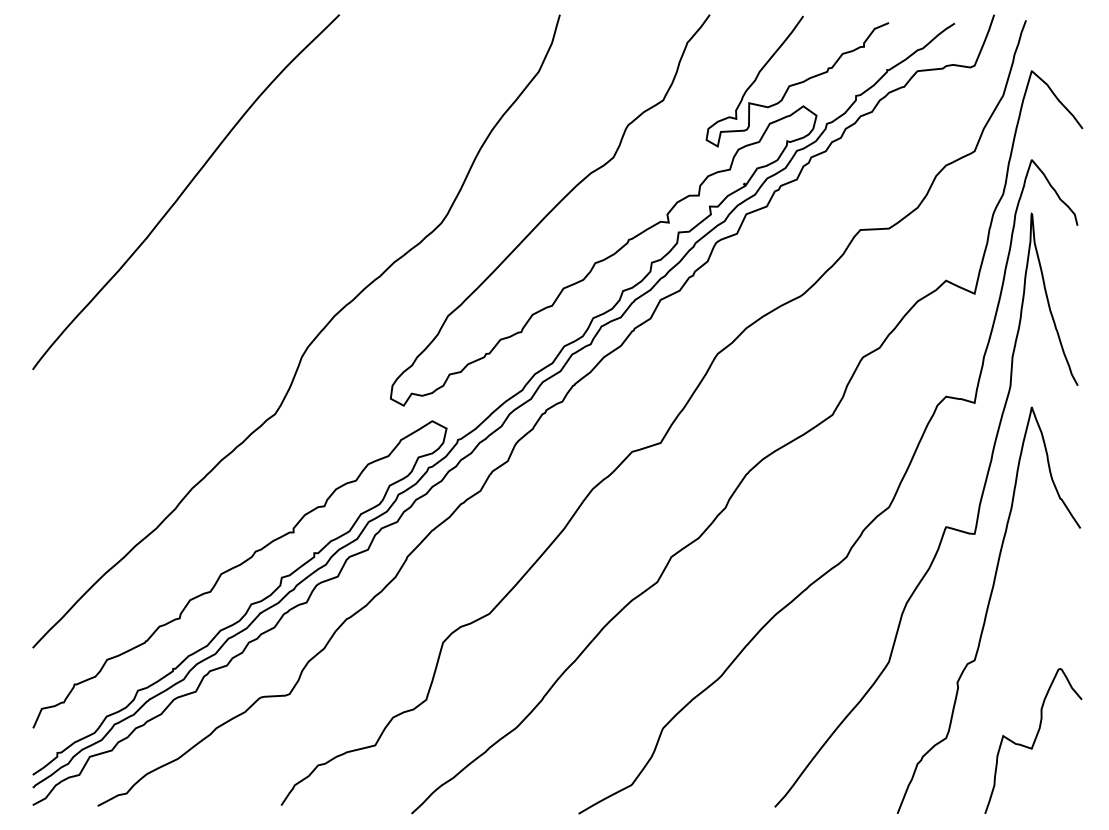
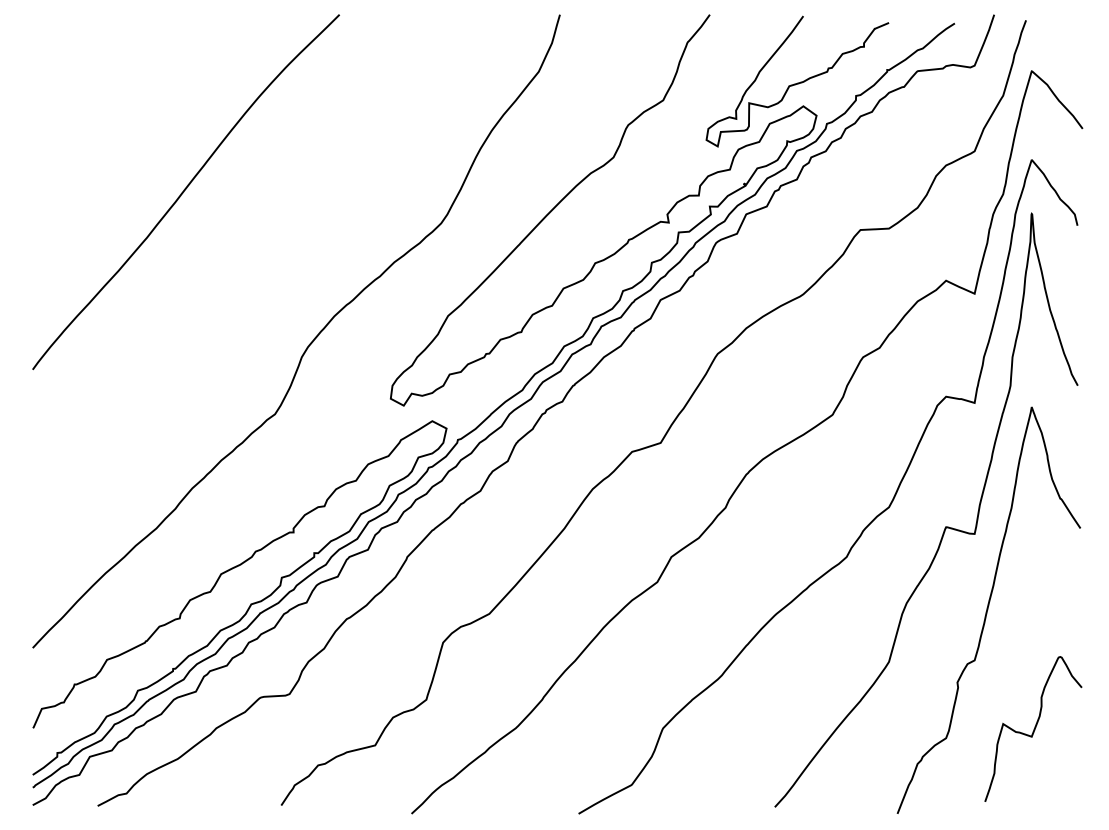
curve position: (1034, 740) -> (1034, 728) (1034, 728)
